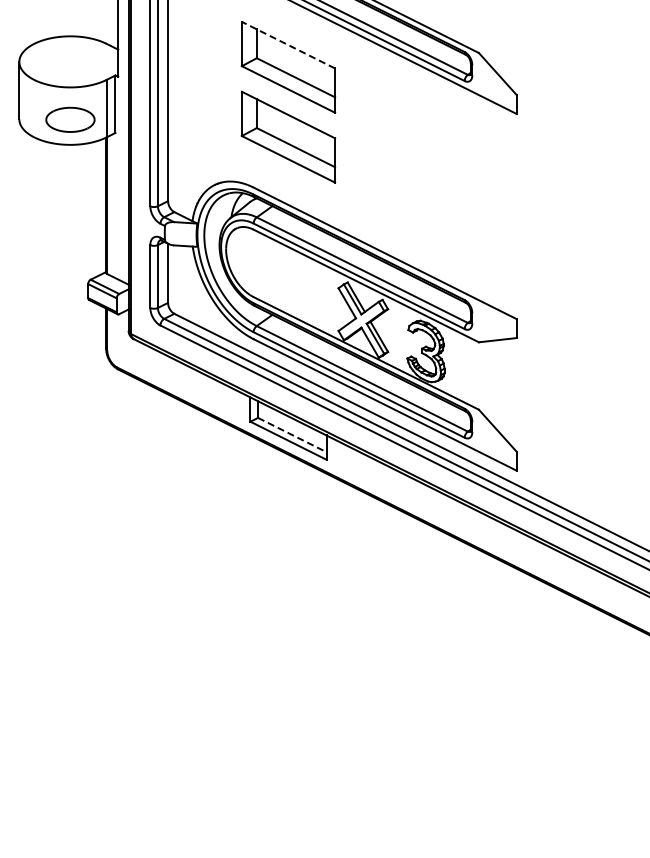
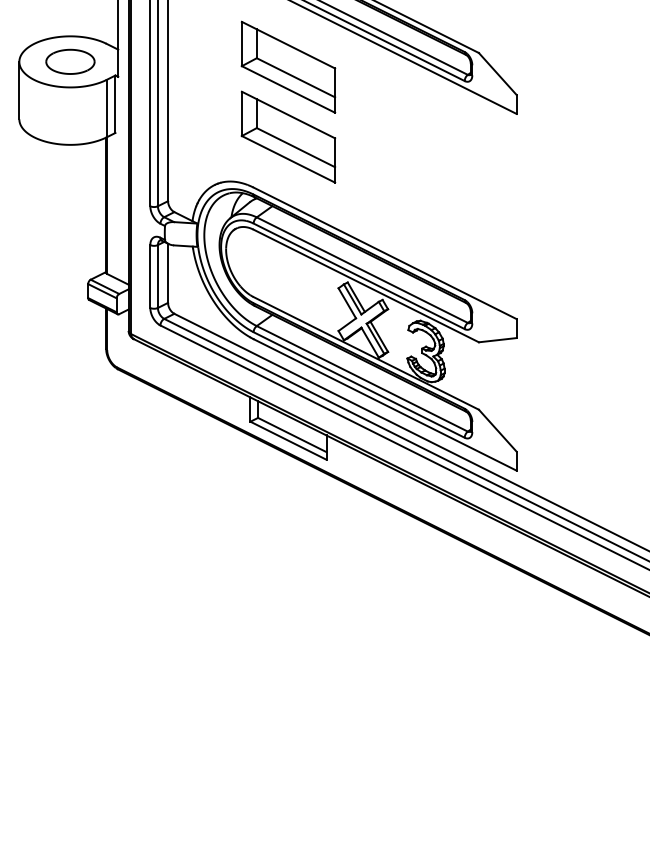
line: dashed -> solid (288, 44)
part position: (70, 119) -> (70, 61) (70, 61)
line: dashed -> solid (292, 435)
